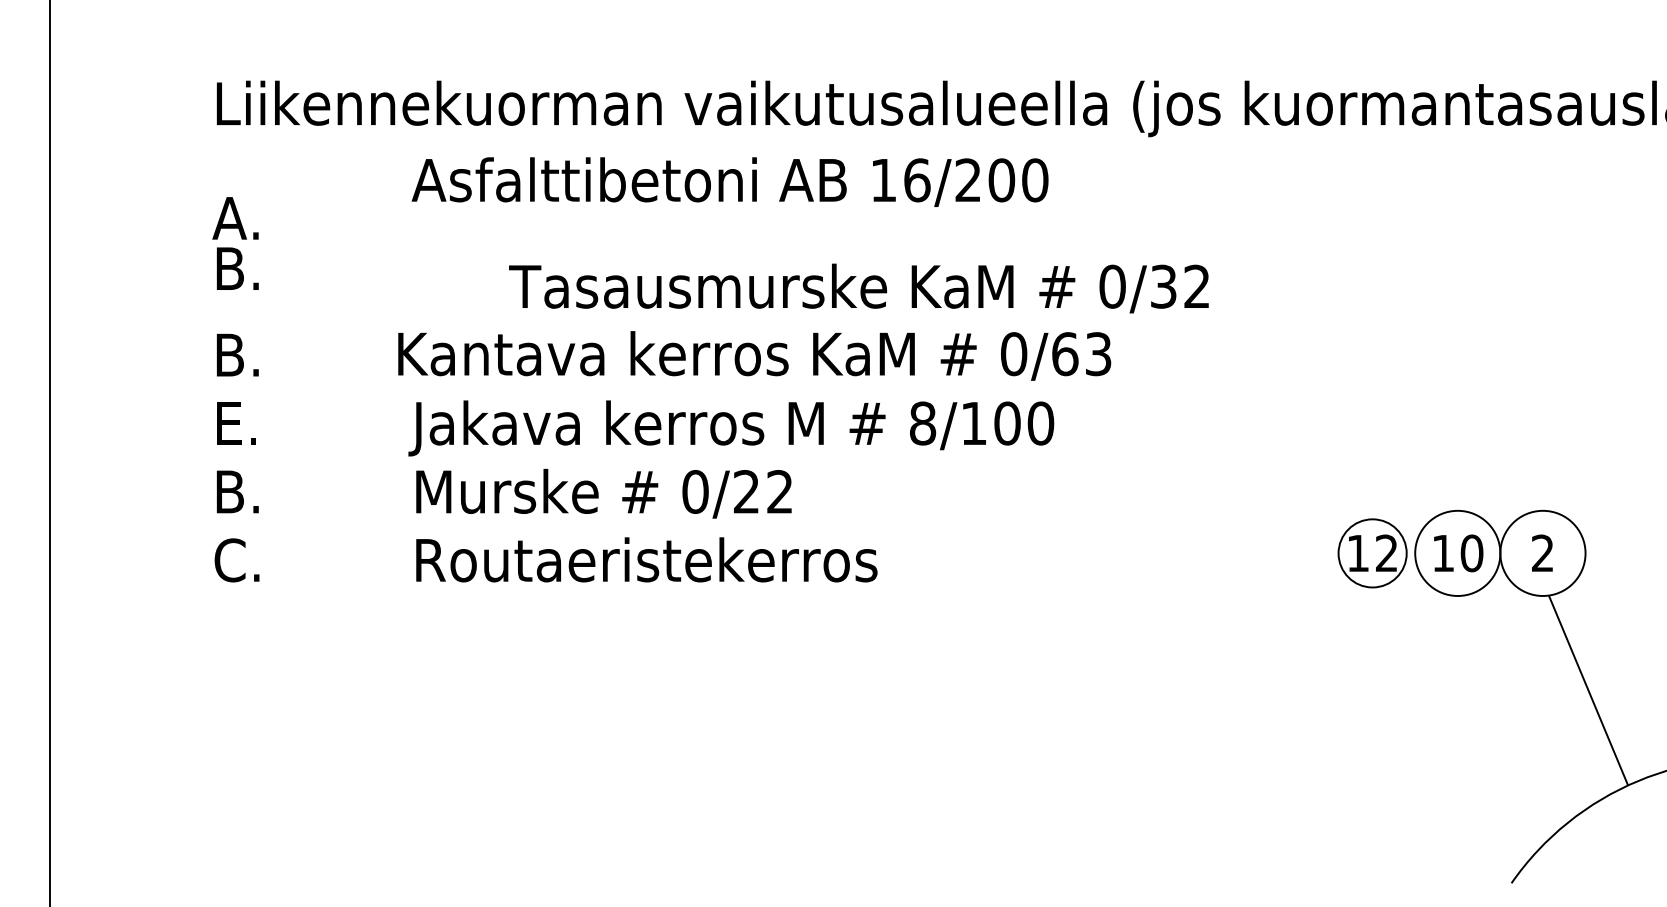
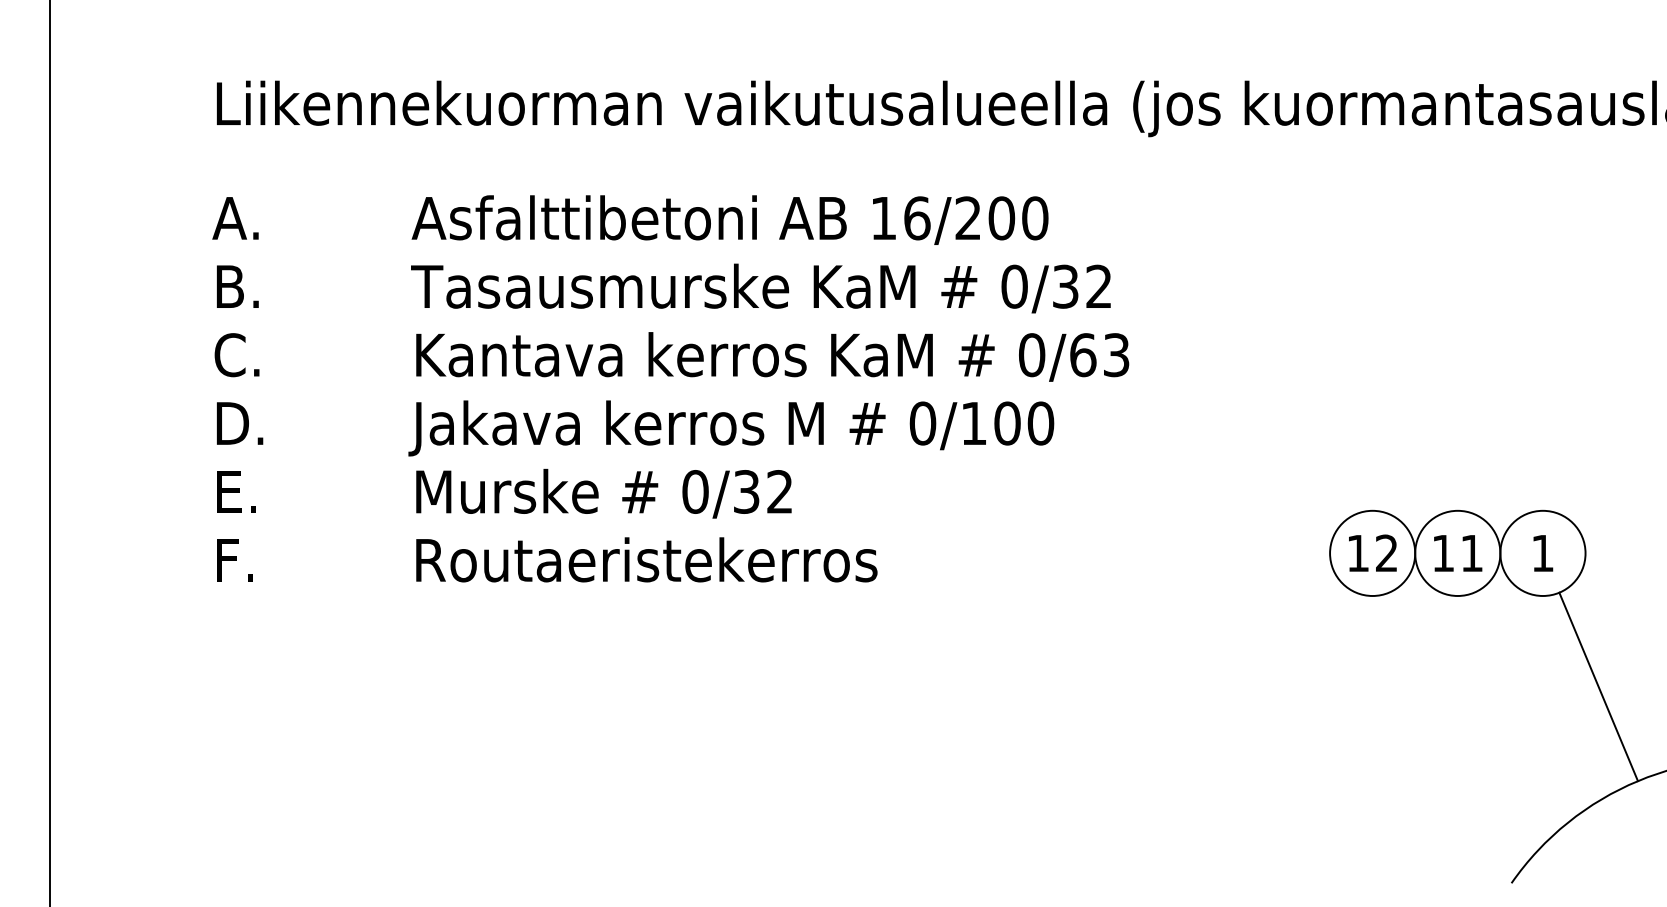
text position: (729, 181) -> (729, 219) (729, 219)
text position: (237, 268) -> (237, 286) (237, 286)
text position: (858, 288) -> (760, 288) (760, 288)
text: B. -> C. (236, 355)
text position: (754, 355) -> (772, 356) (772, 356)
text: E. -> D. (239, 423)
text: 8/100 -> 0/100 (922, 423)
text: B. -> E. (237, 491)
text: 0/22 -> 0/32 (746, 491)
text: 2 -> 1 (1542, 552)
circle diameter: 68 px -> 85 px (1372, 552)
text: 10 -> 11 (1471, 553)
text: C. -> F. (236, 560)
line position: (1588, 690) -> (1598, 686) (1598, 686)
